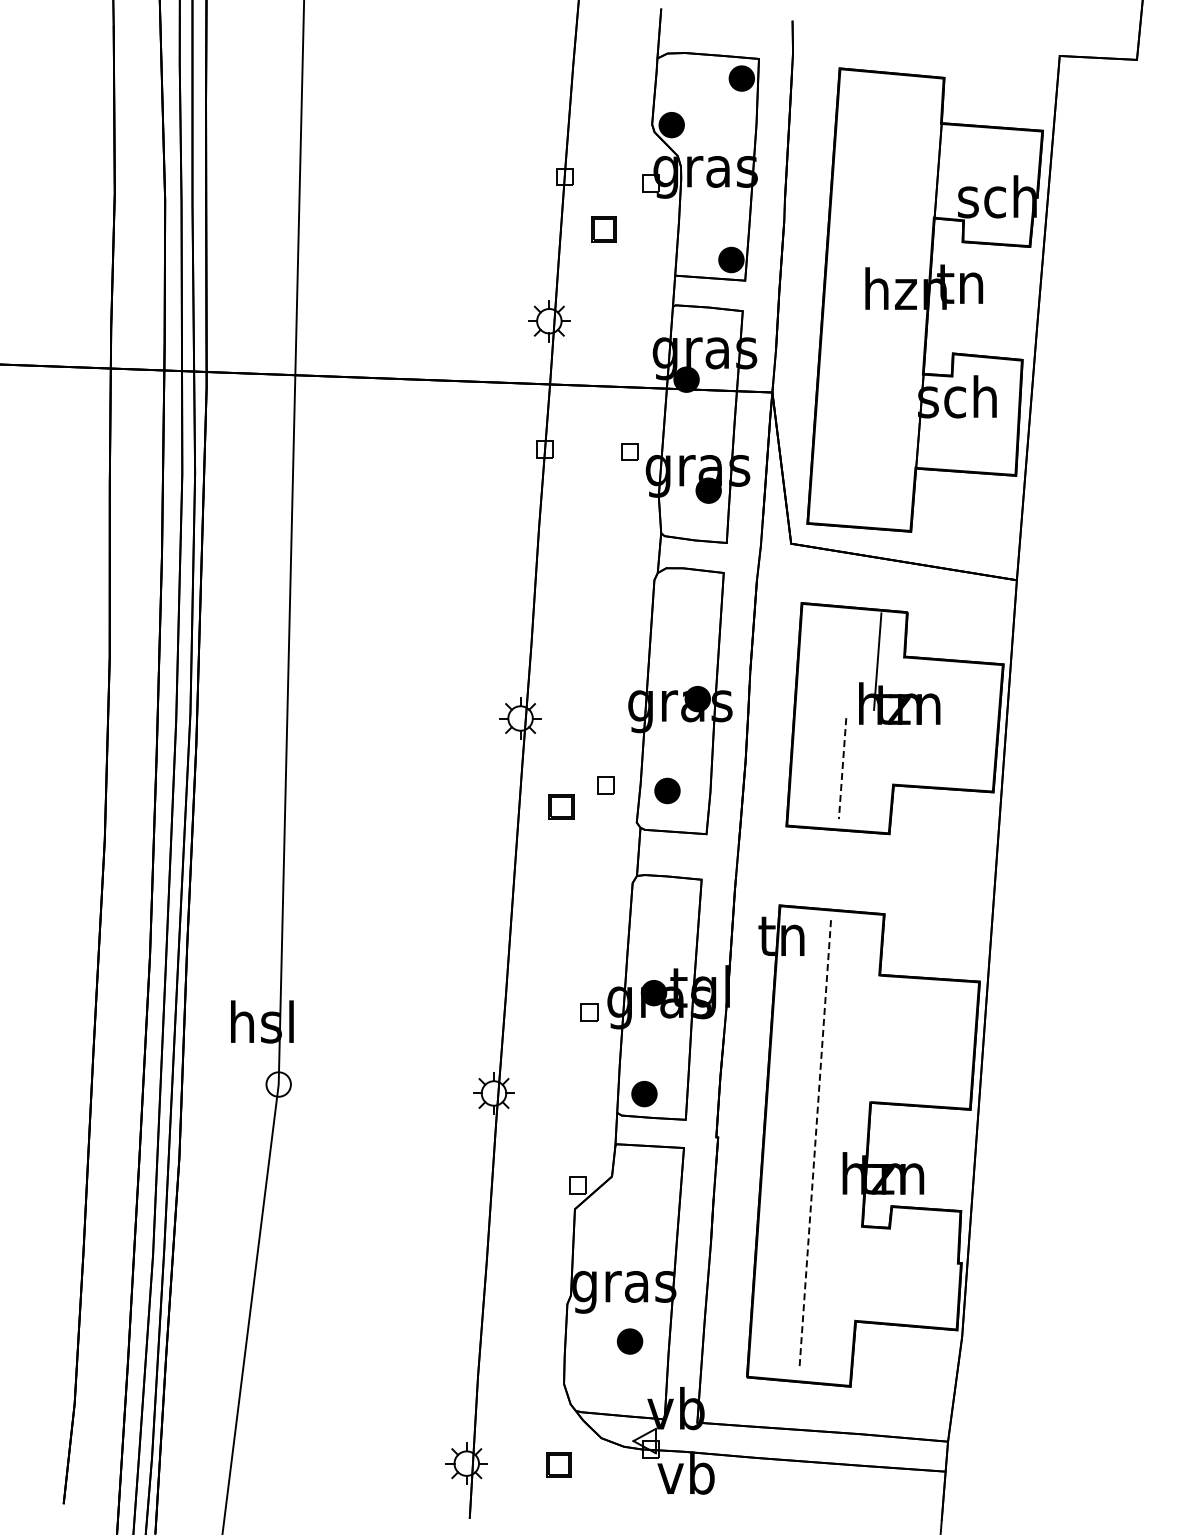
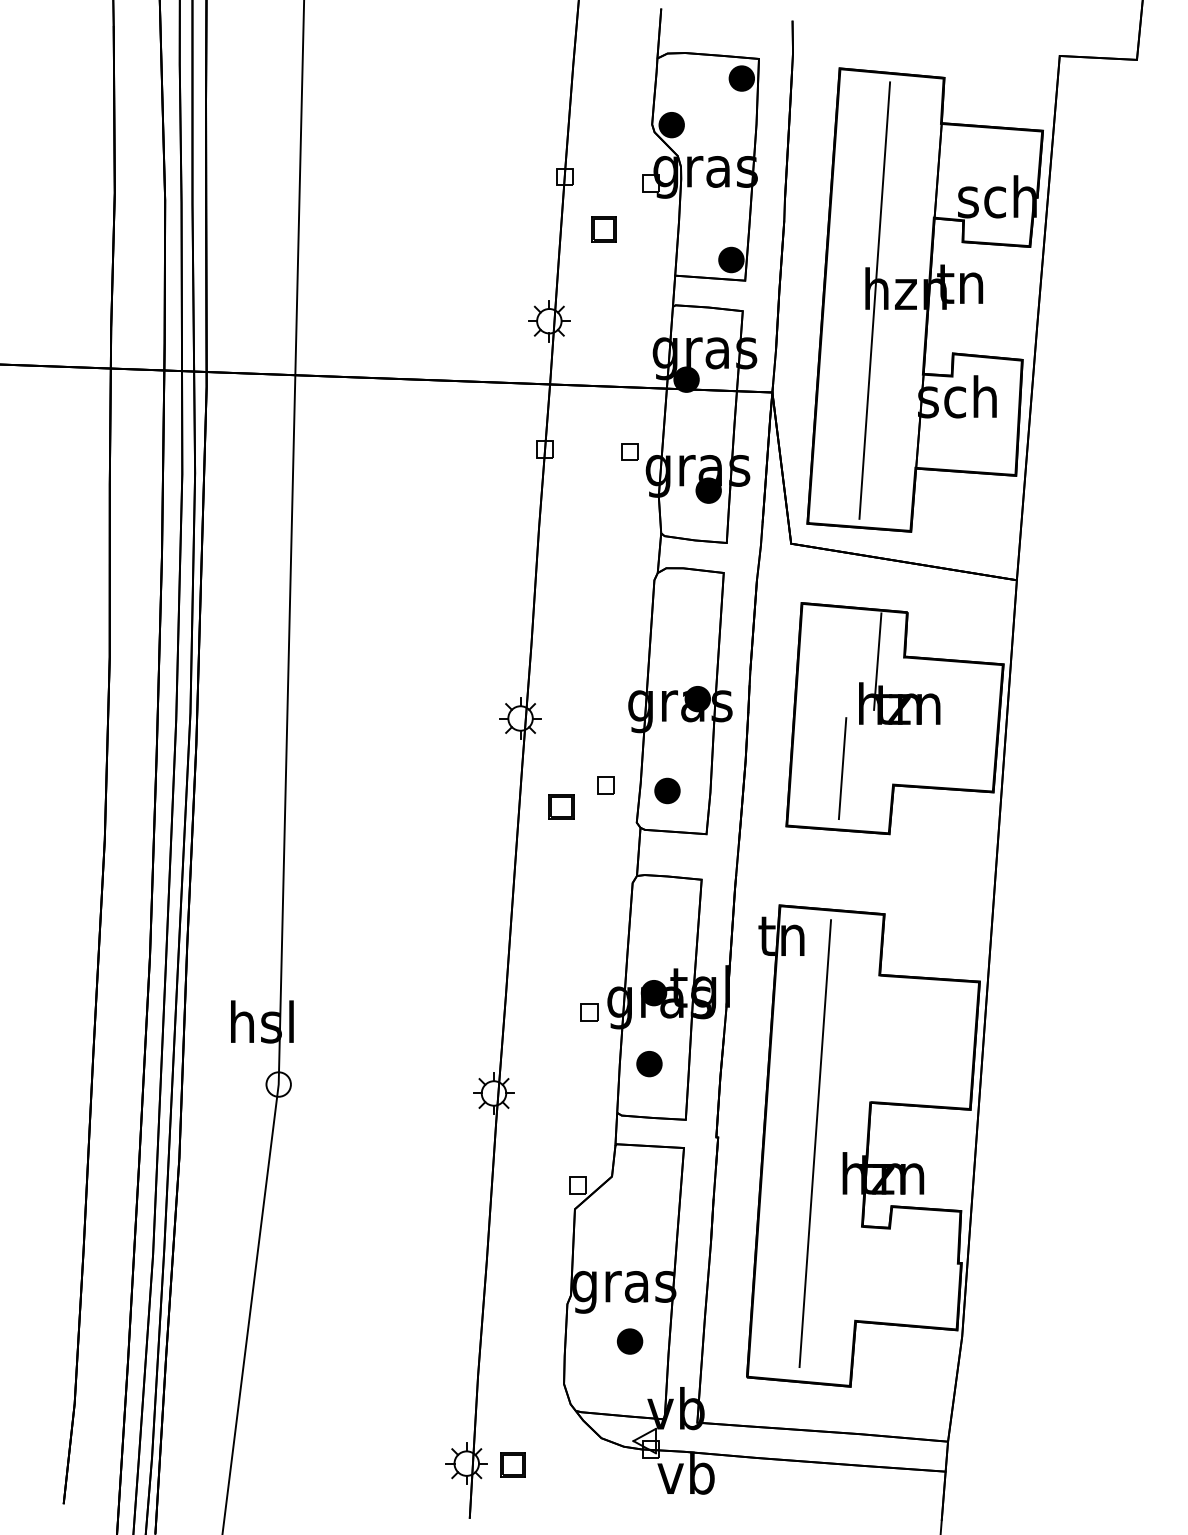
line: none -> present (874, 300)
line: dashed -> solid (842, 768)
part position: (644, 1094) -> (649, 1064) (649, 1064)
line: dashed -> solid (815, 1143)
part position: (558, 1464) -> (512, 1464) (512, 1464)
